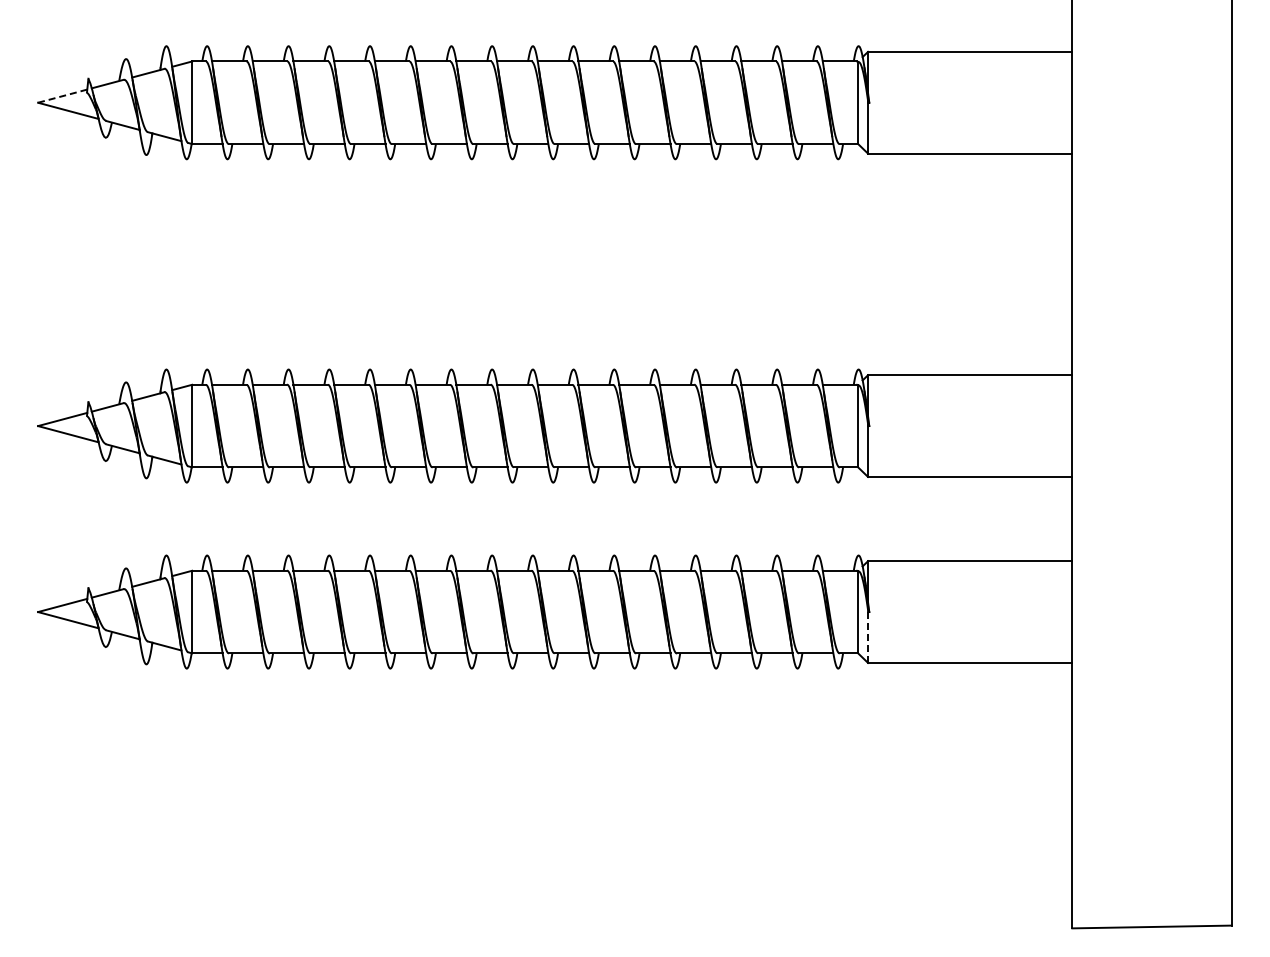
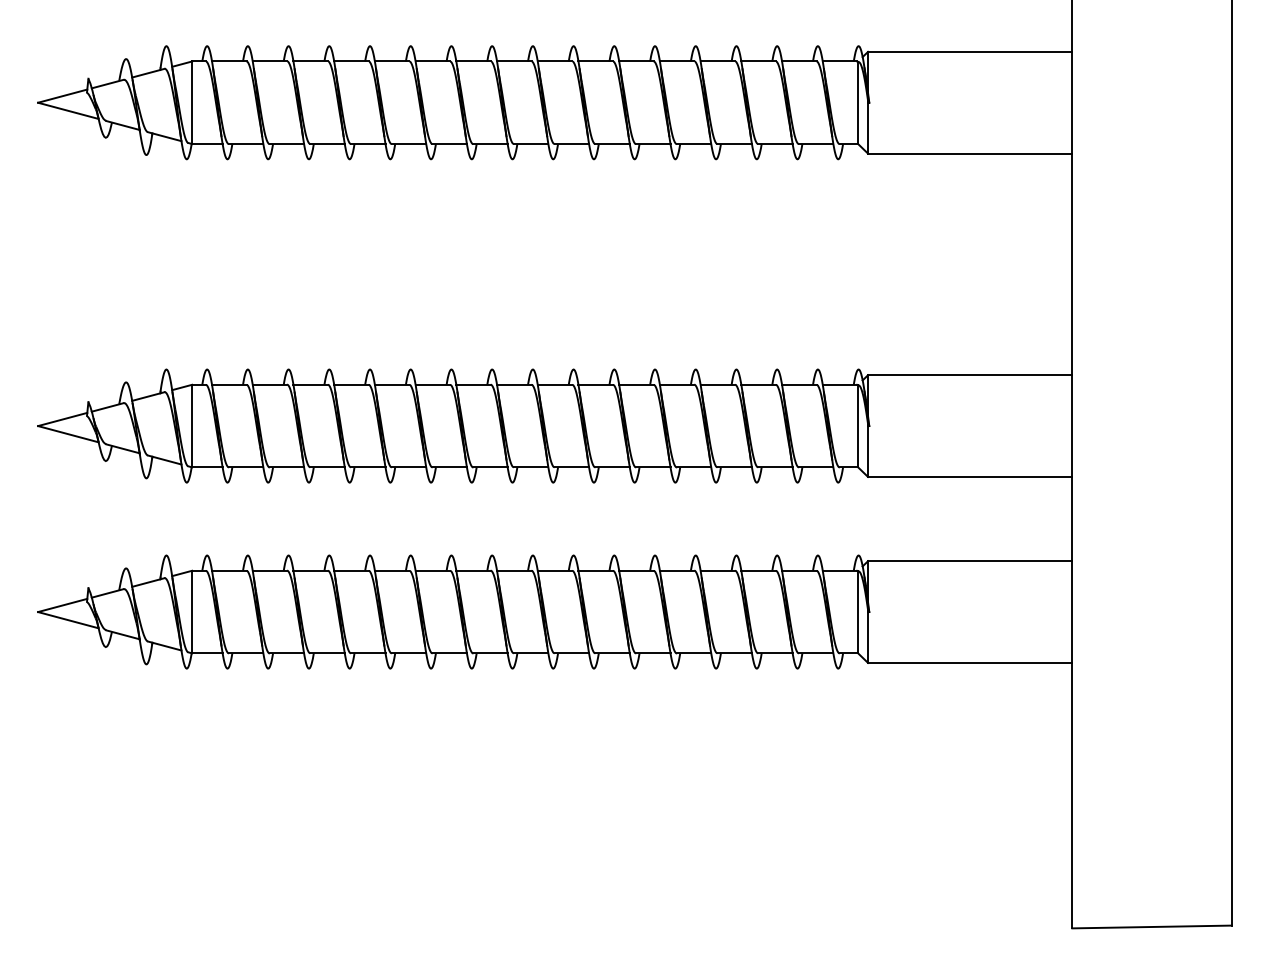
line: dashed -> solid (62, 96)
line: dashed -> solid (868, 636)
